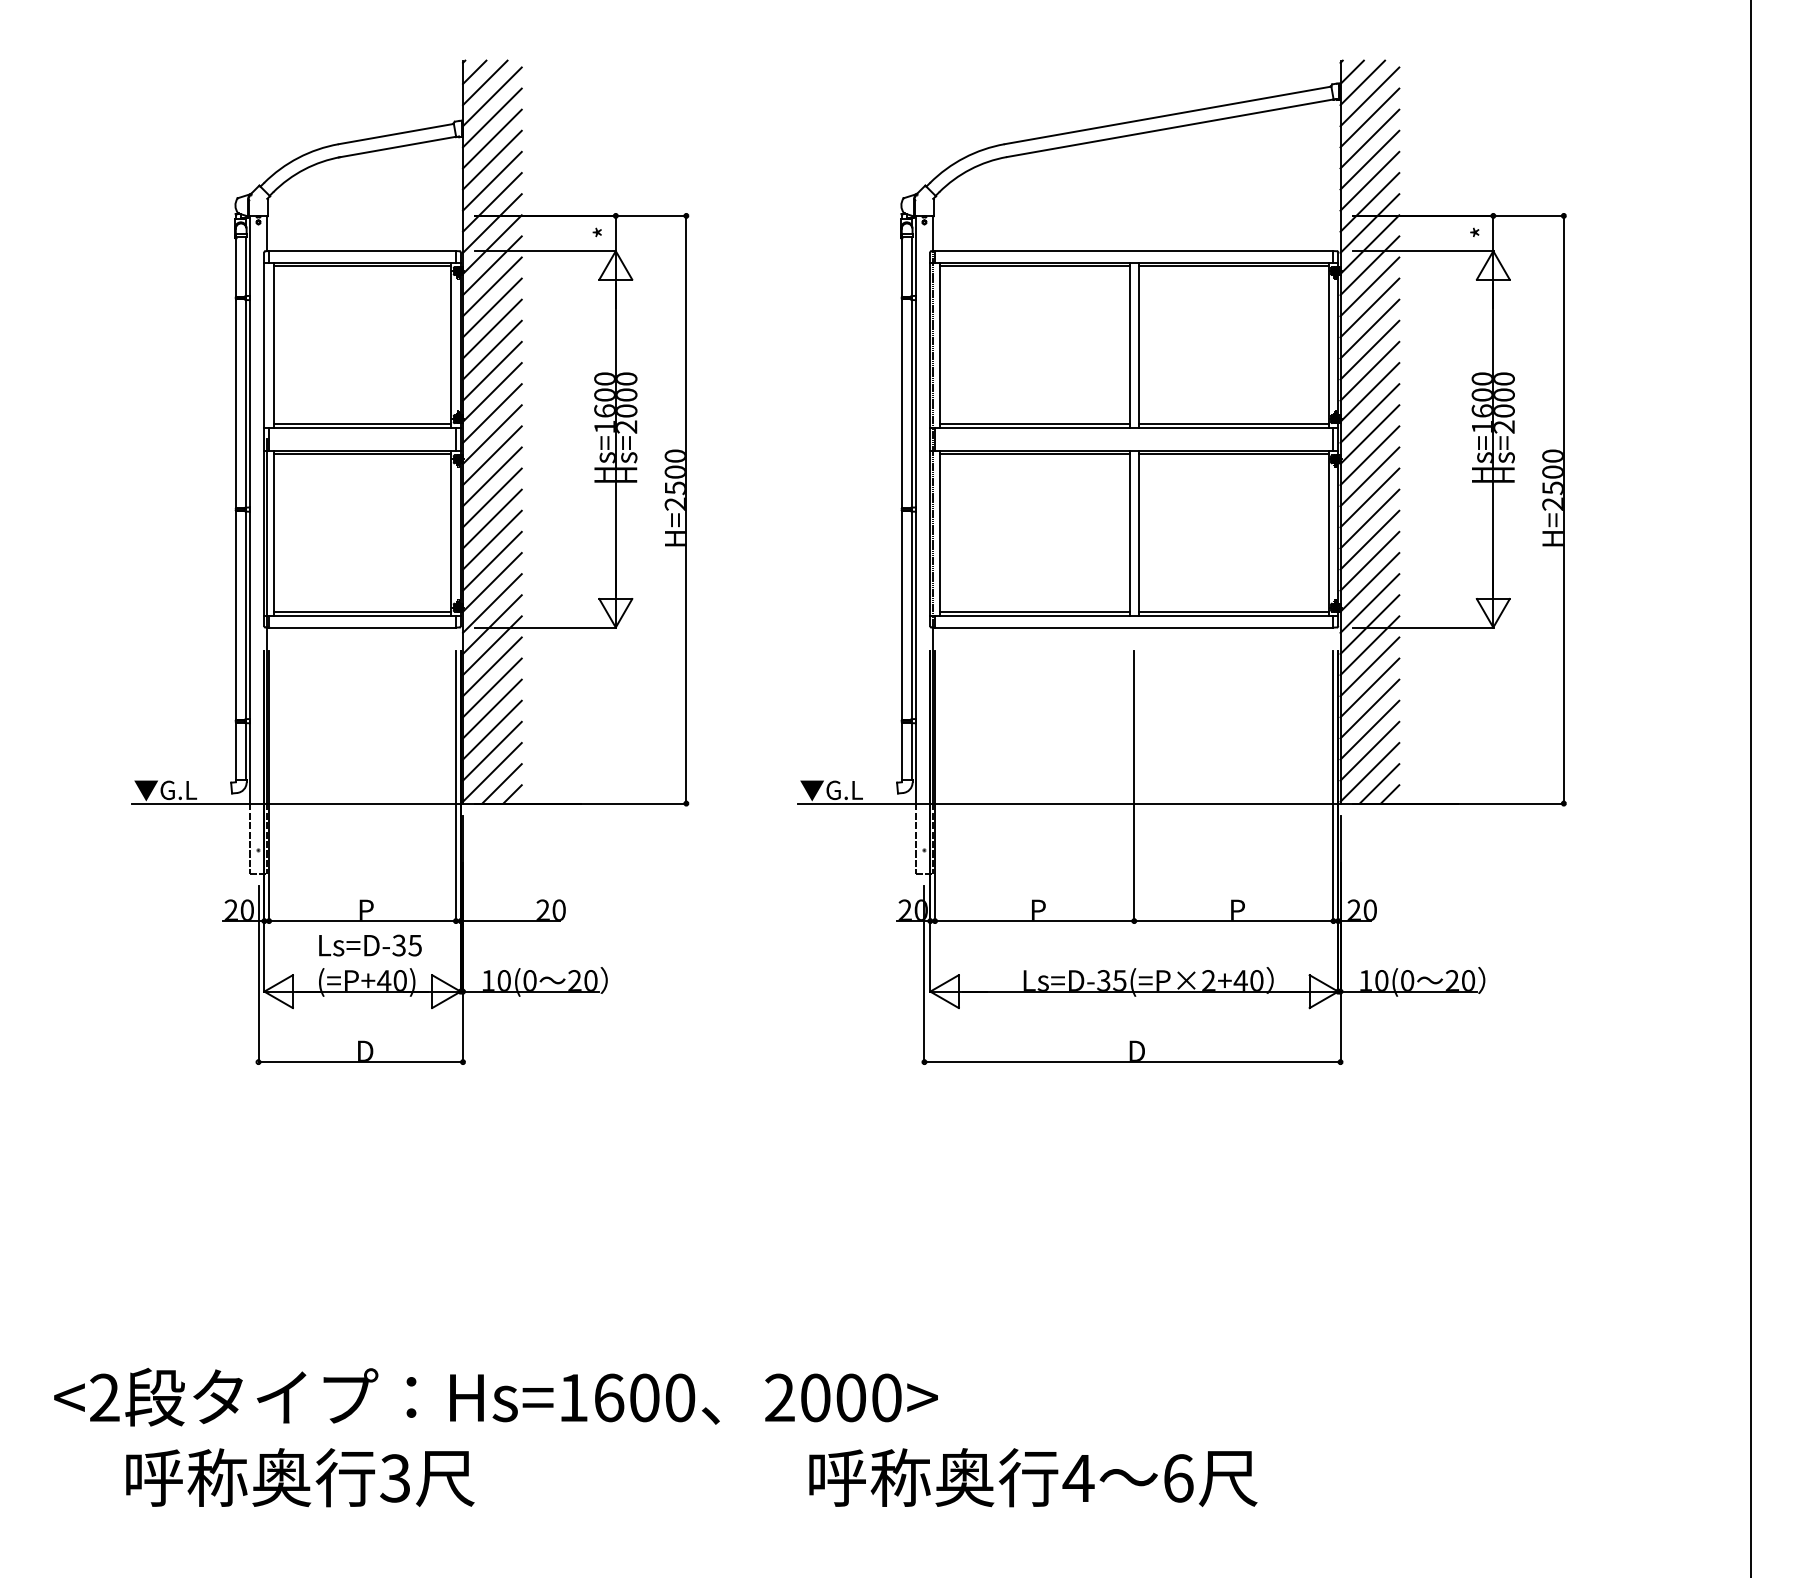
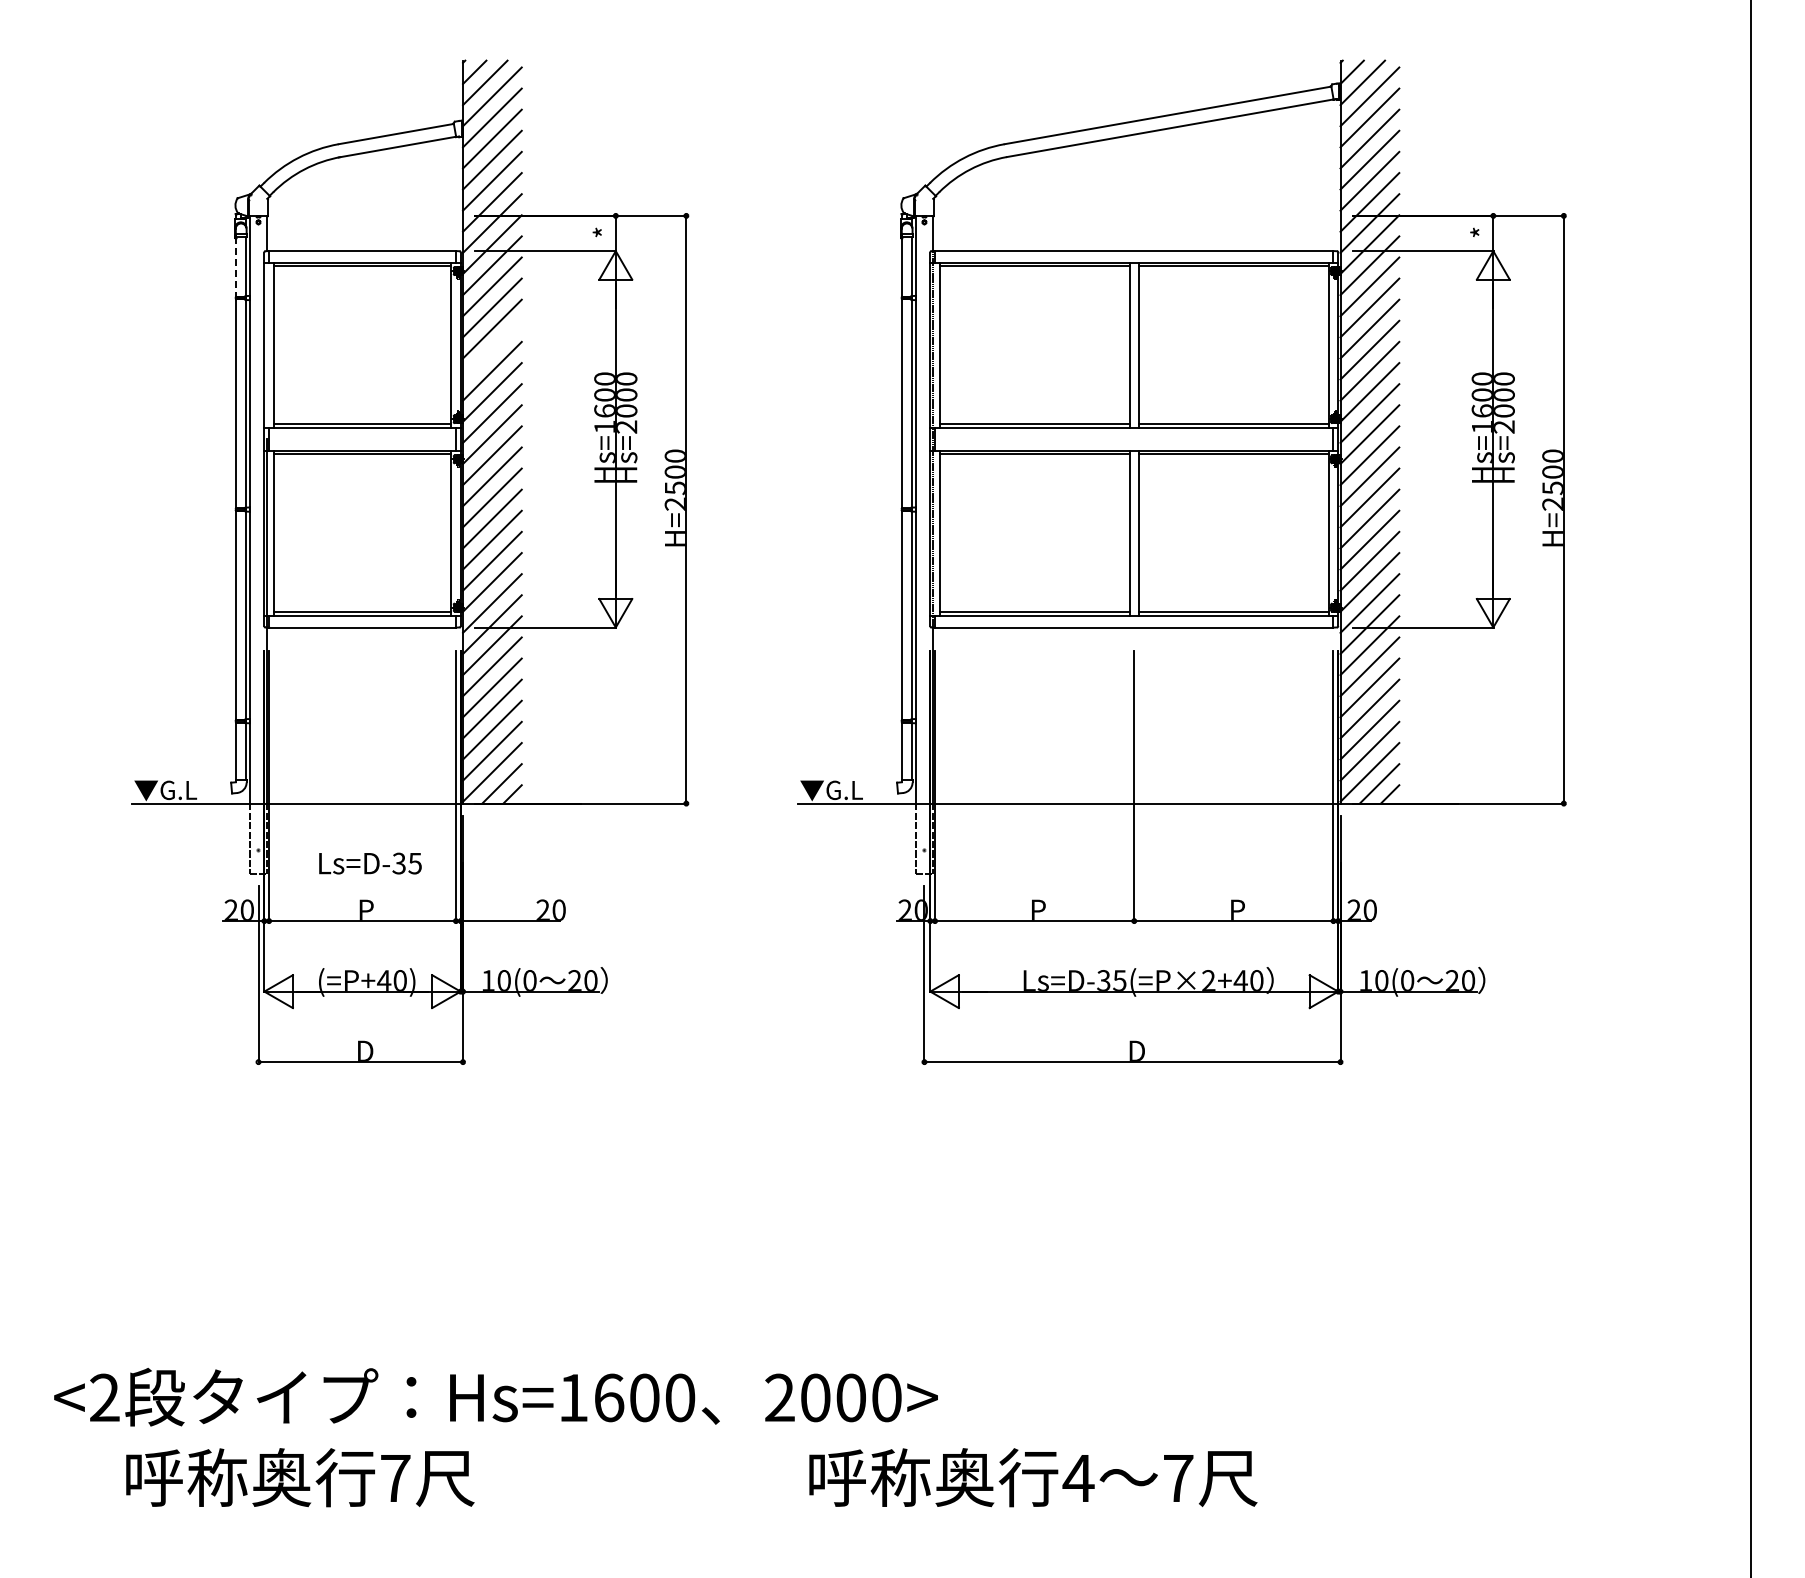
line: solid -> dashed (236, 267)
line: present -> none (492, 349)
text position: (370, 945) -> (370, 863) (370, 863)
text: 3 -> 7 (395, 1478)
text: 6 -> 7 (1178, 1478)
